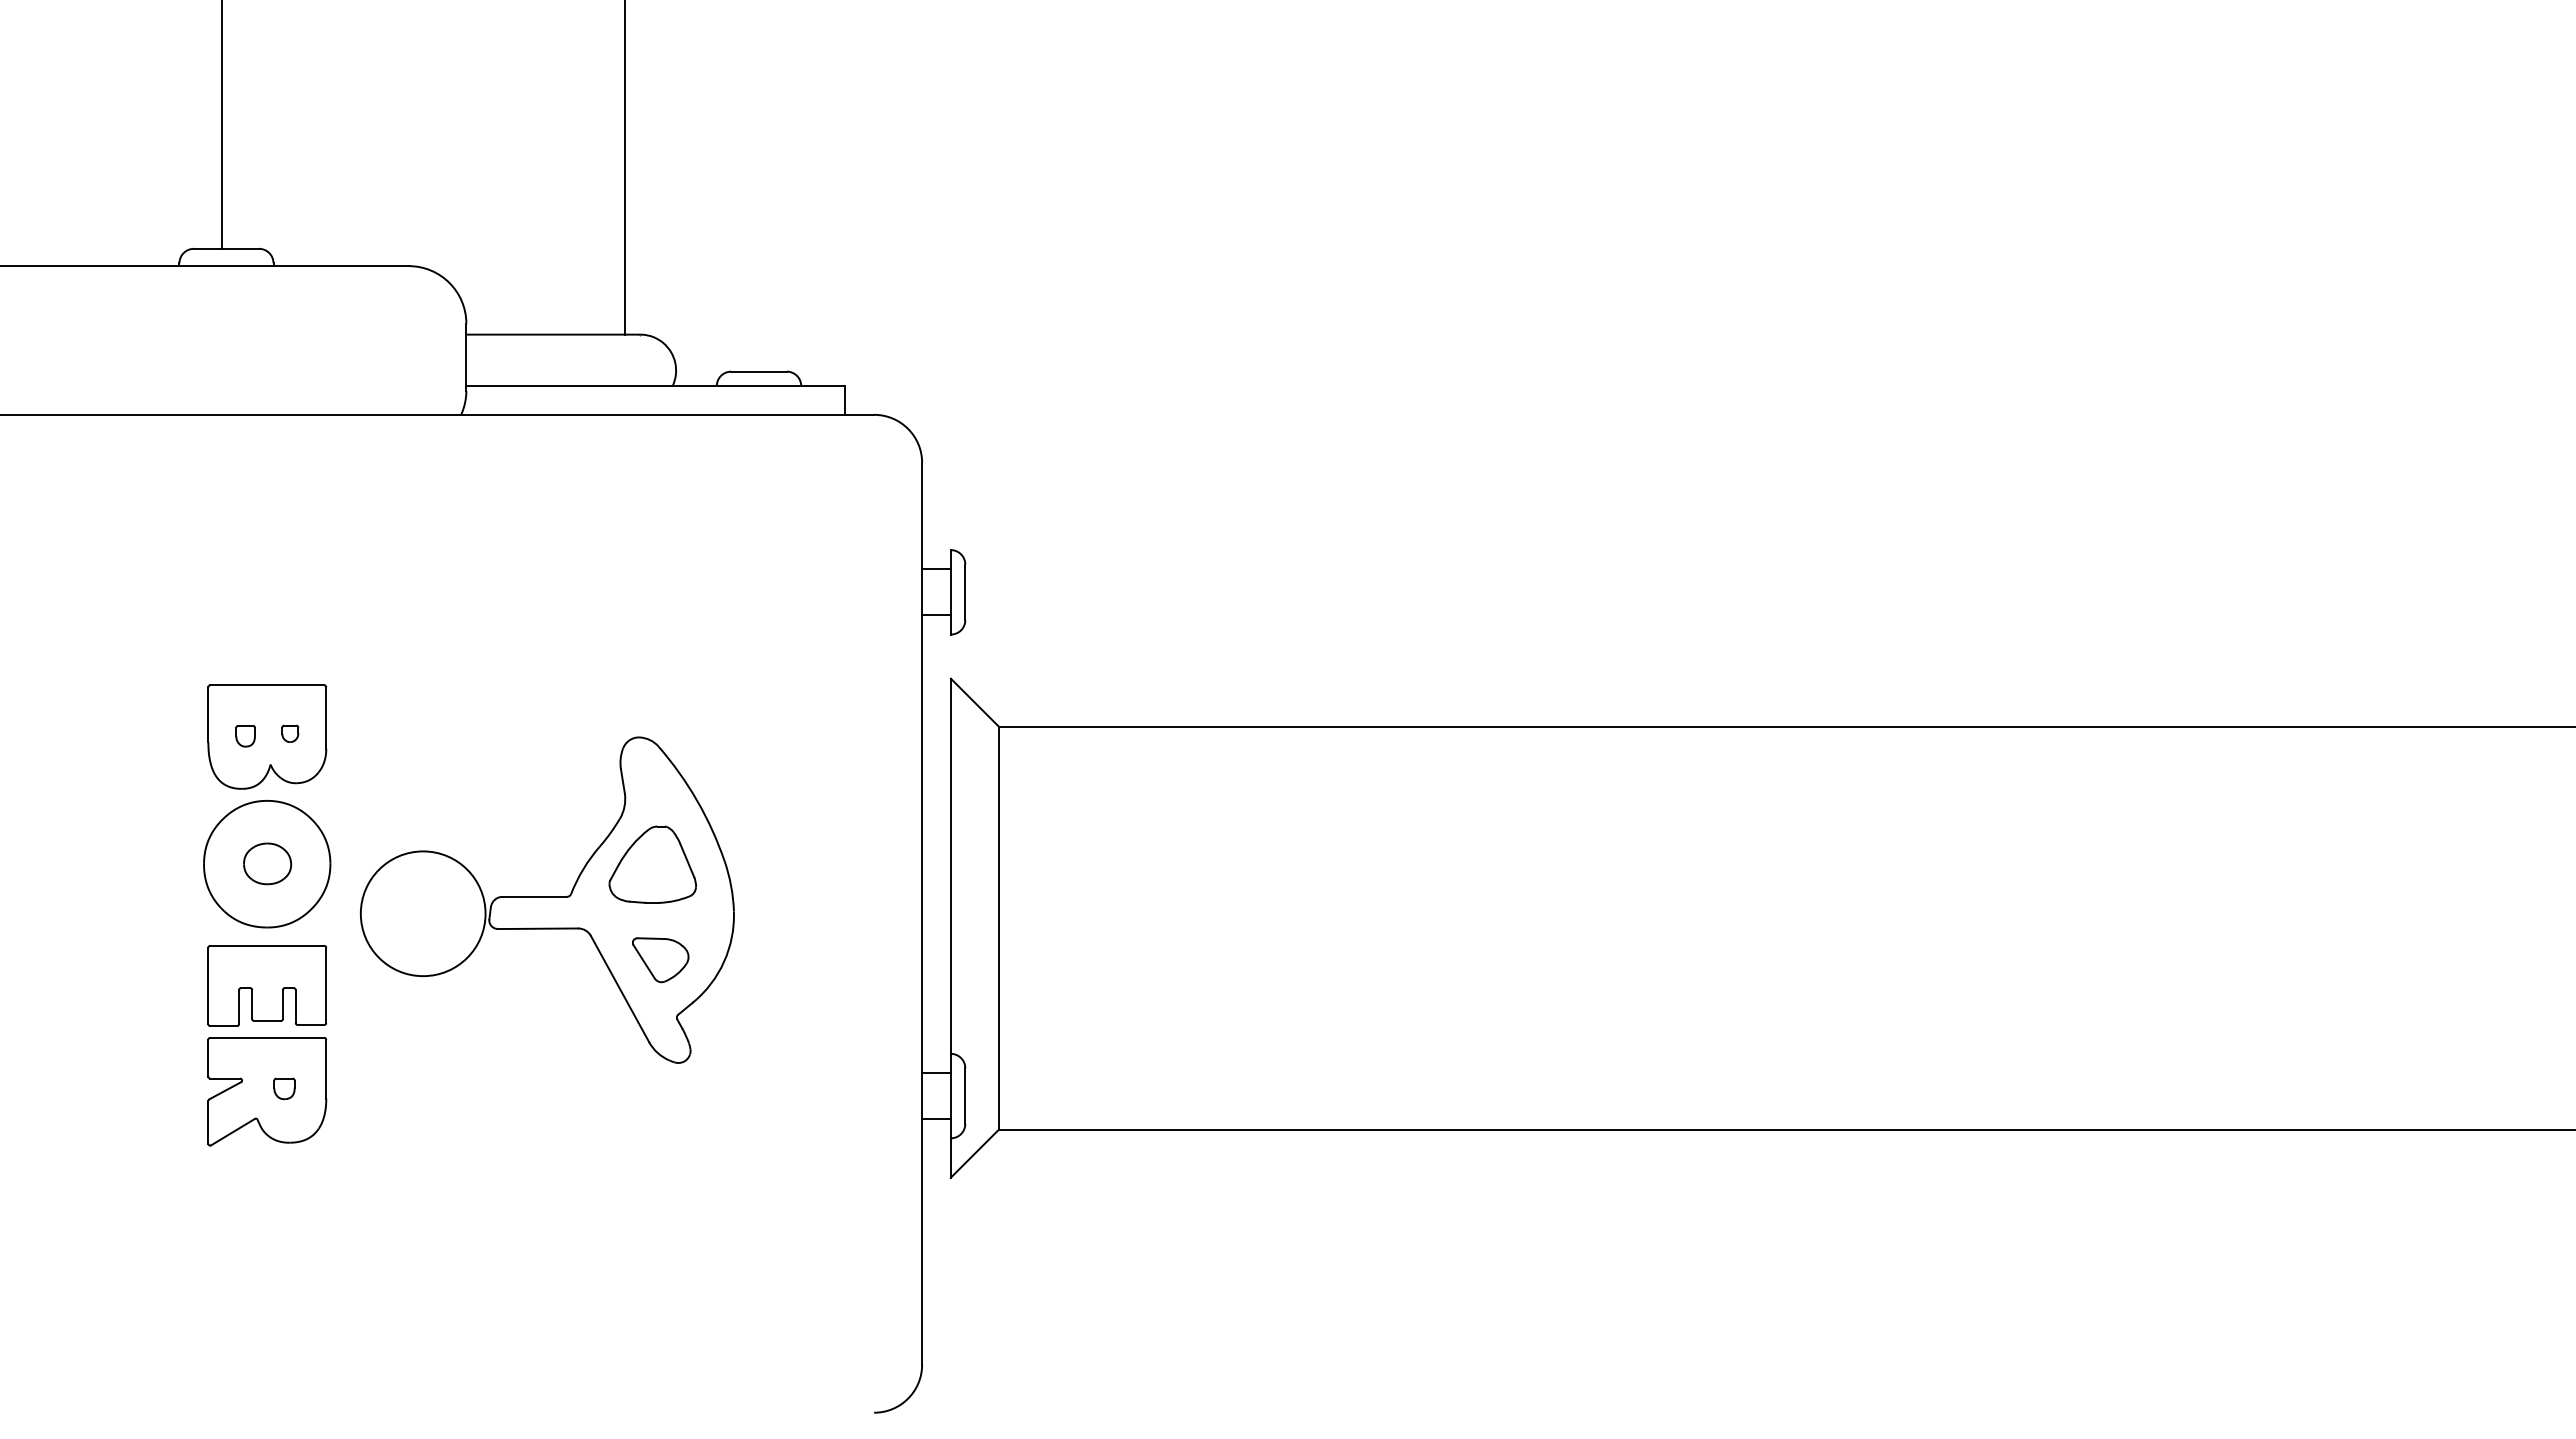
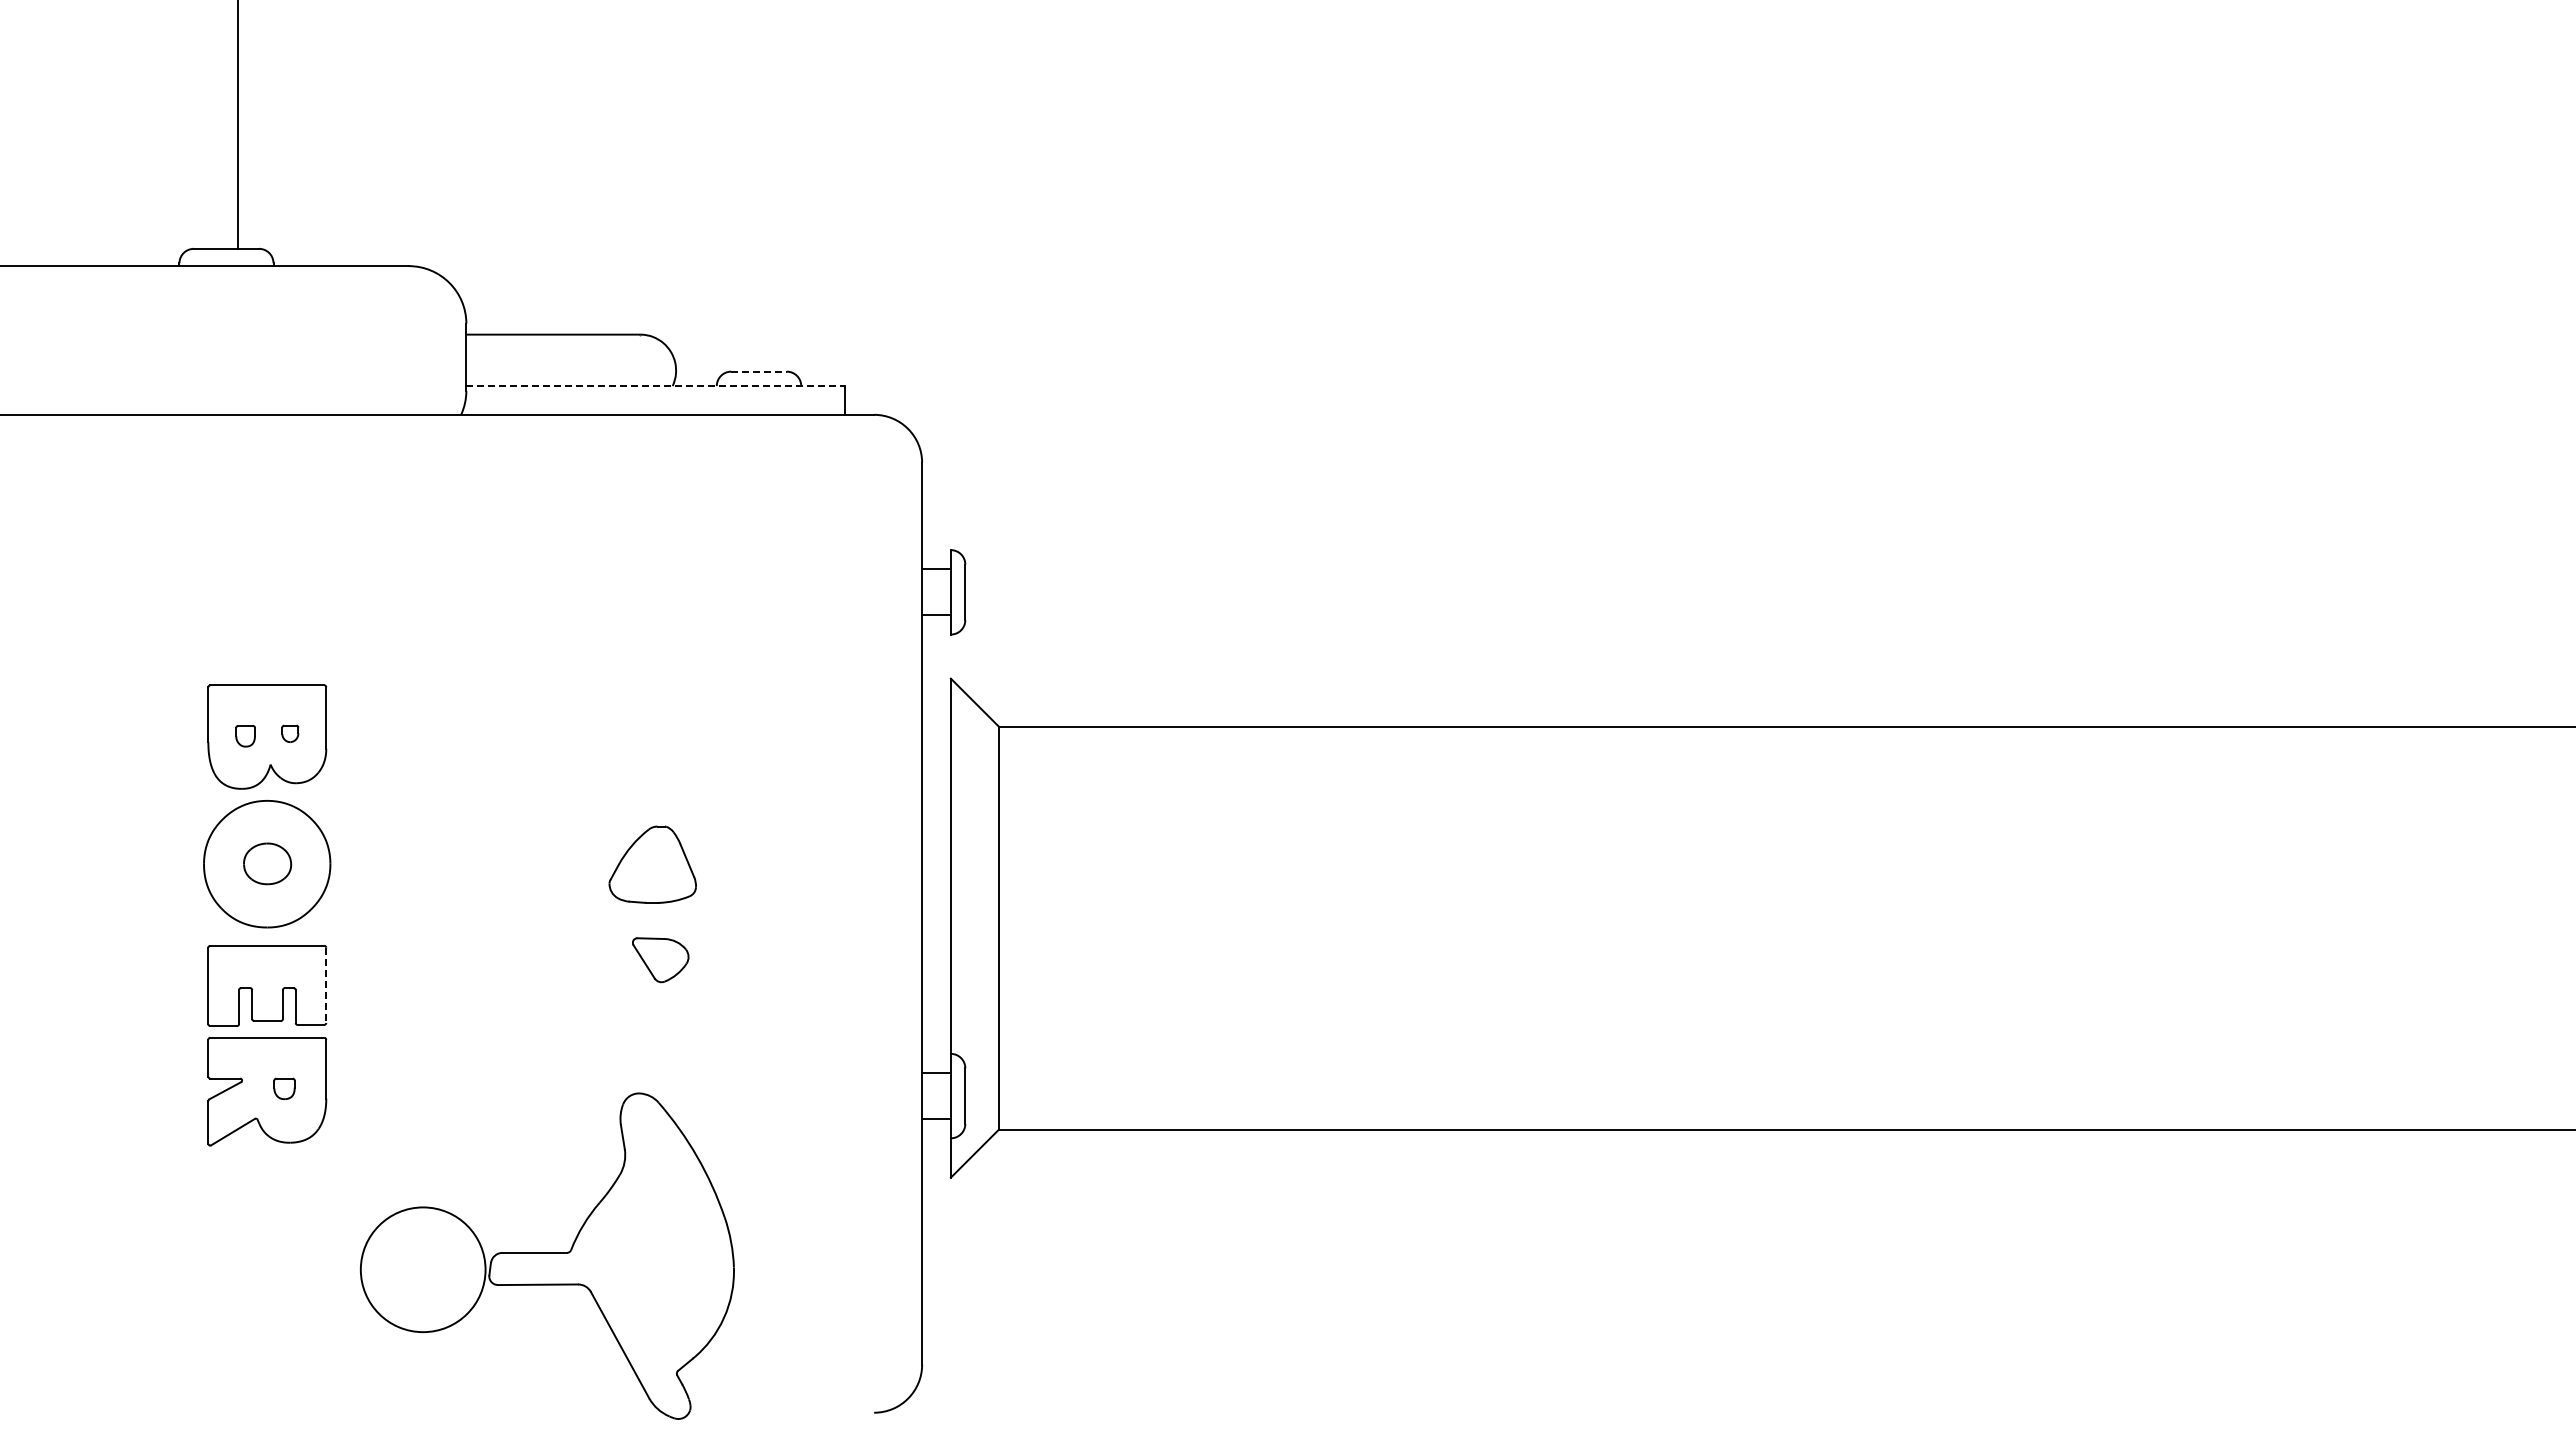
line position: (221, 125) -> (237, 125) (237, 125)
line: present -> none (624, 168)
line: solid -> dashed (759, 371)
line: solid -> dashed (655, 386)
part position: (546, 899) -> (546, 1255) (546, 1255)
line: solid -> dashed (326, 985)
